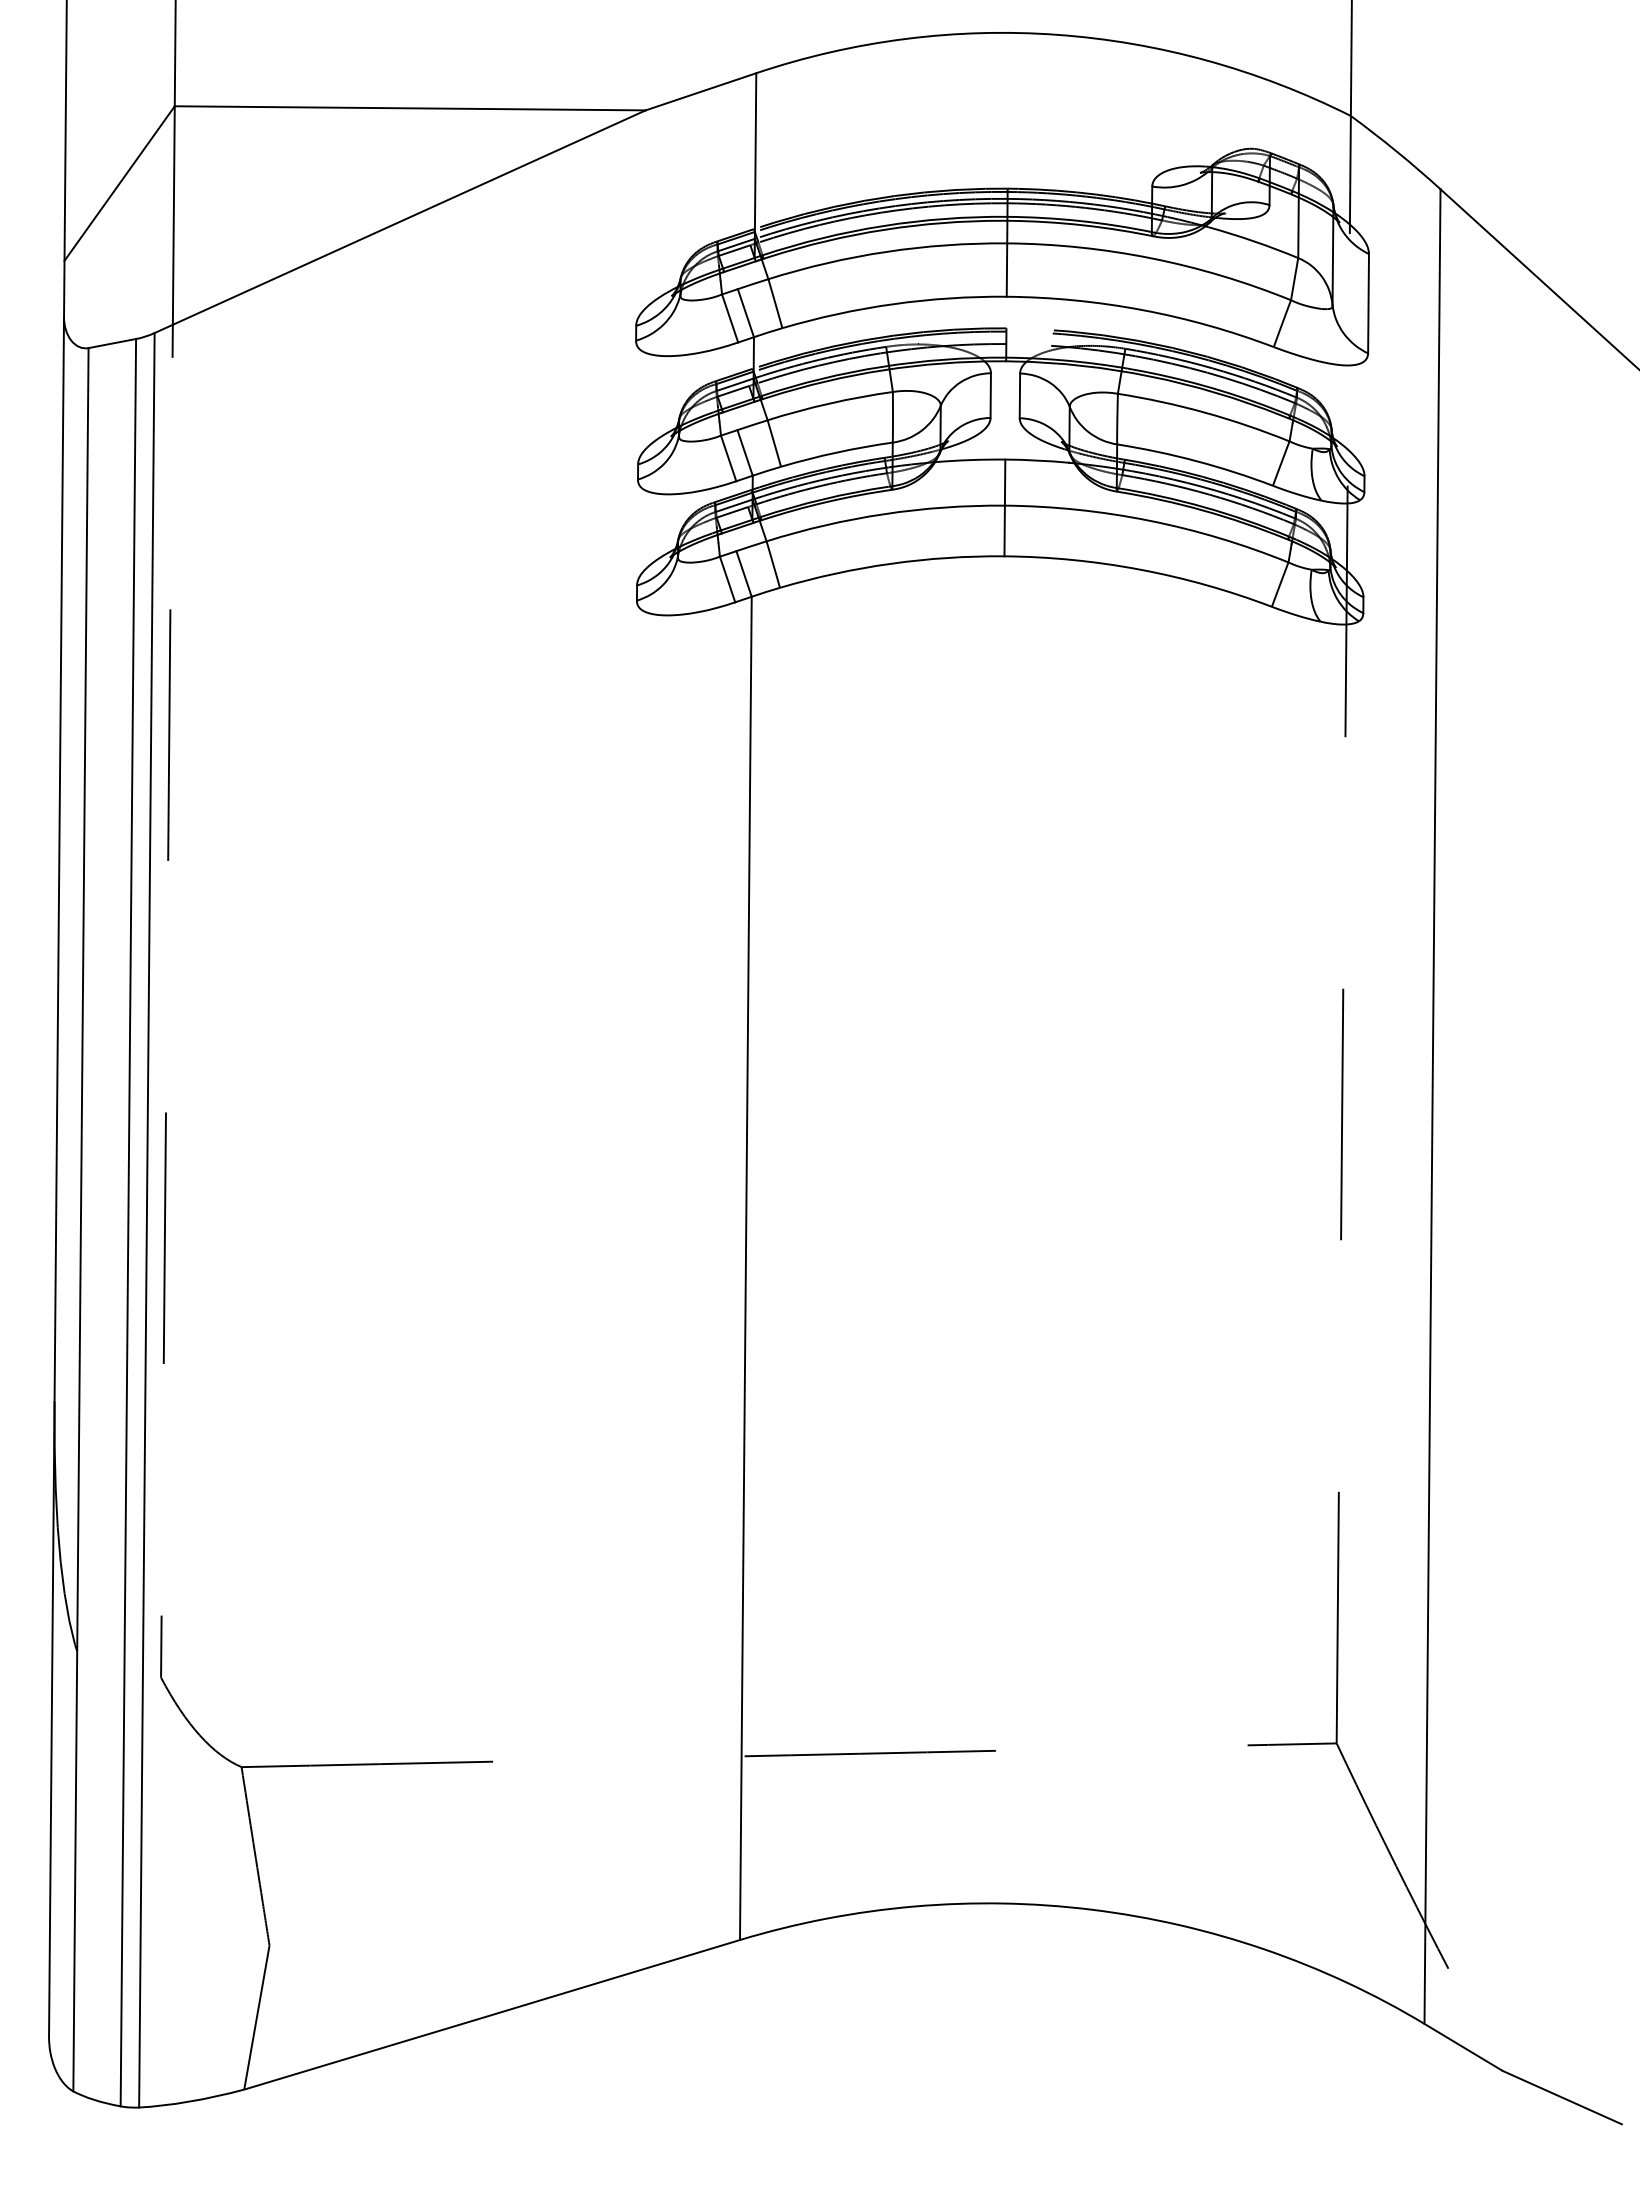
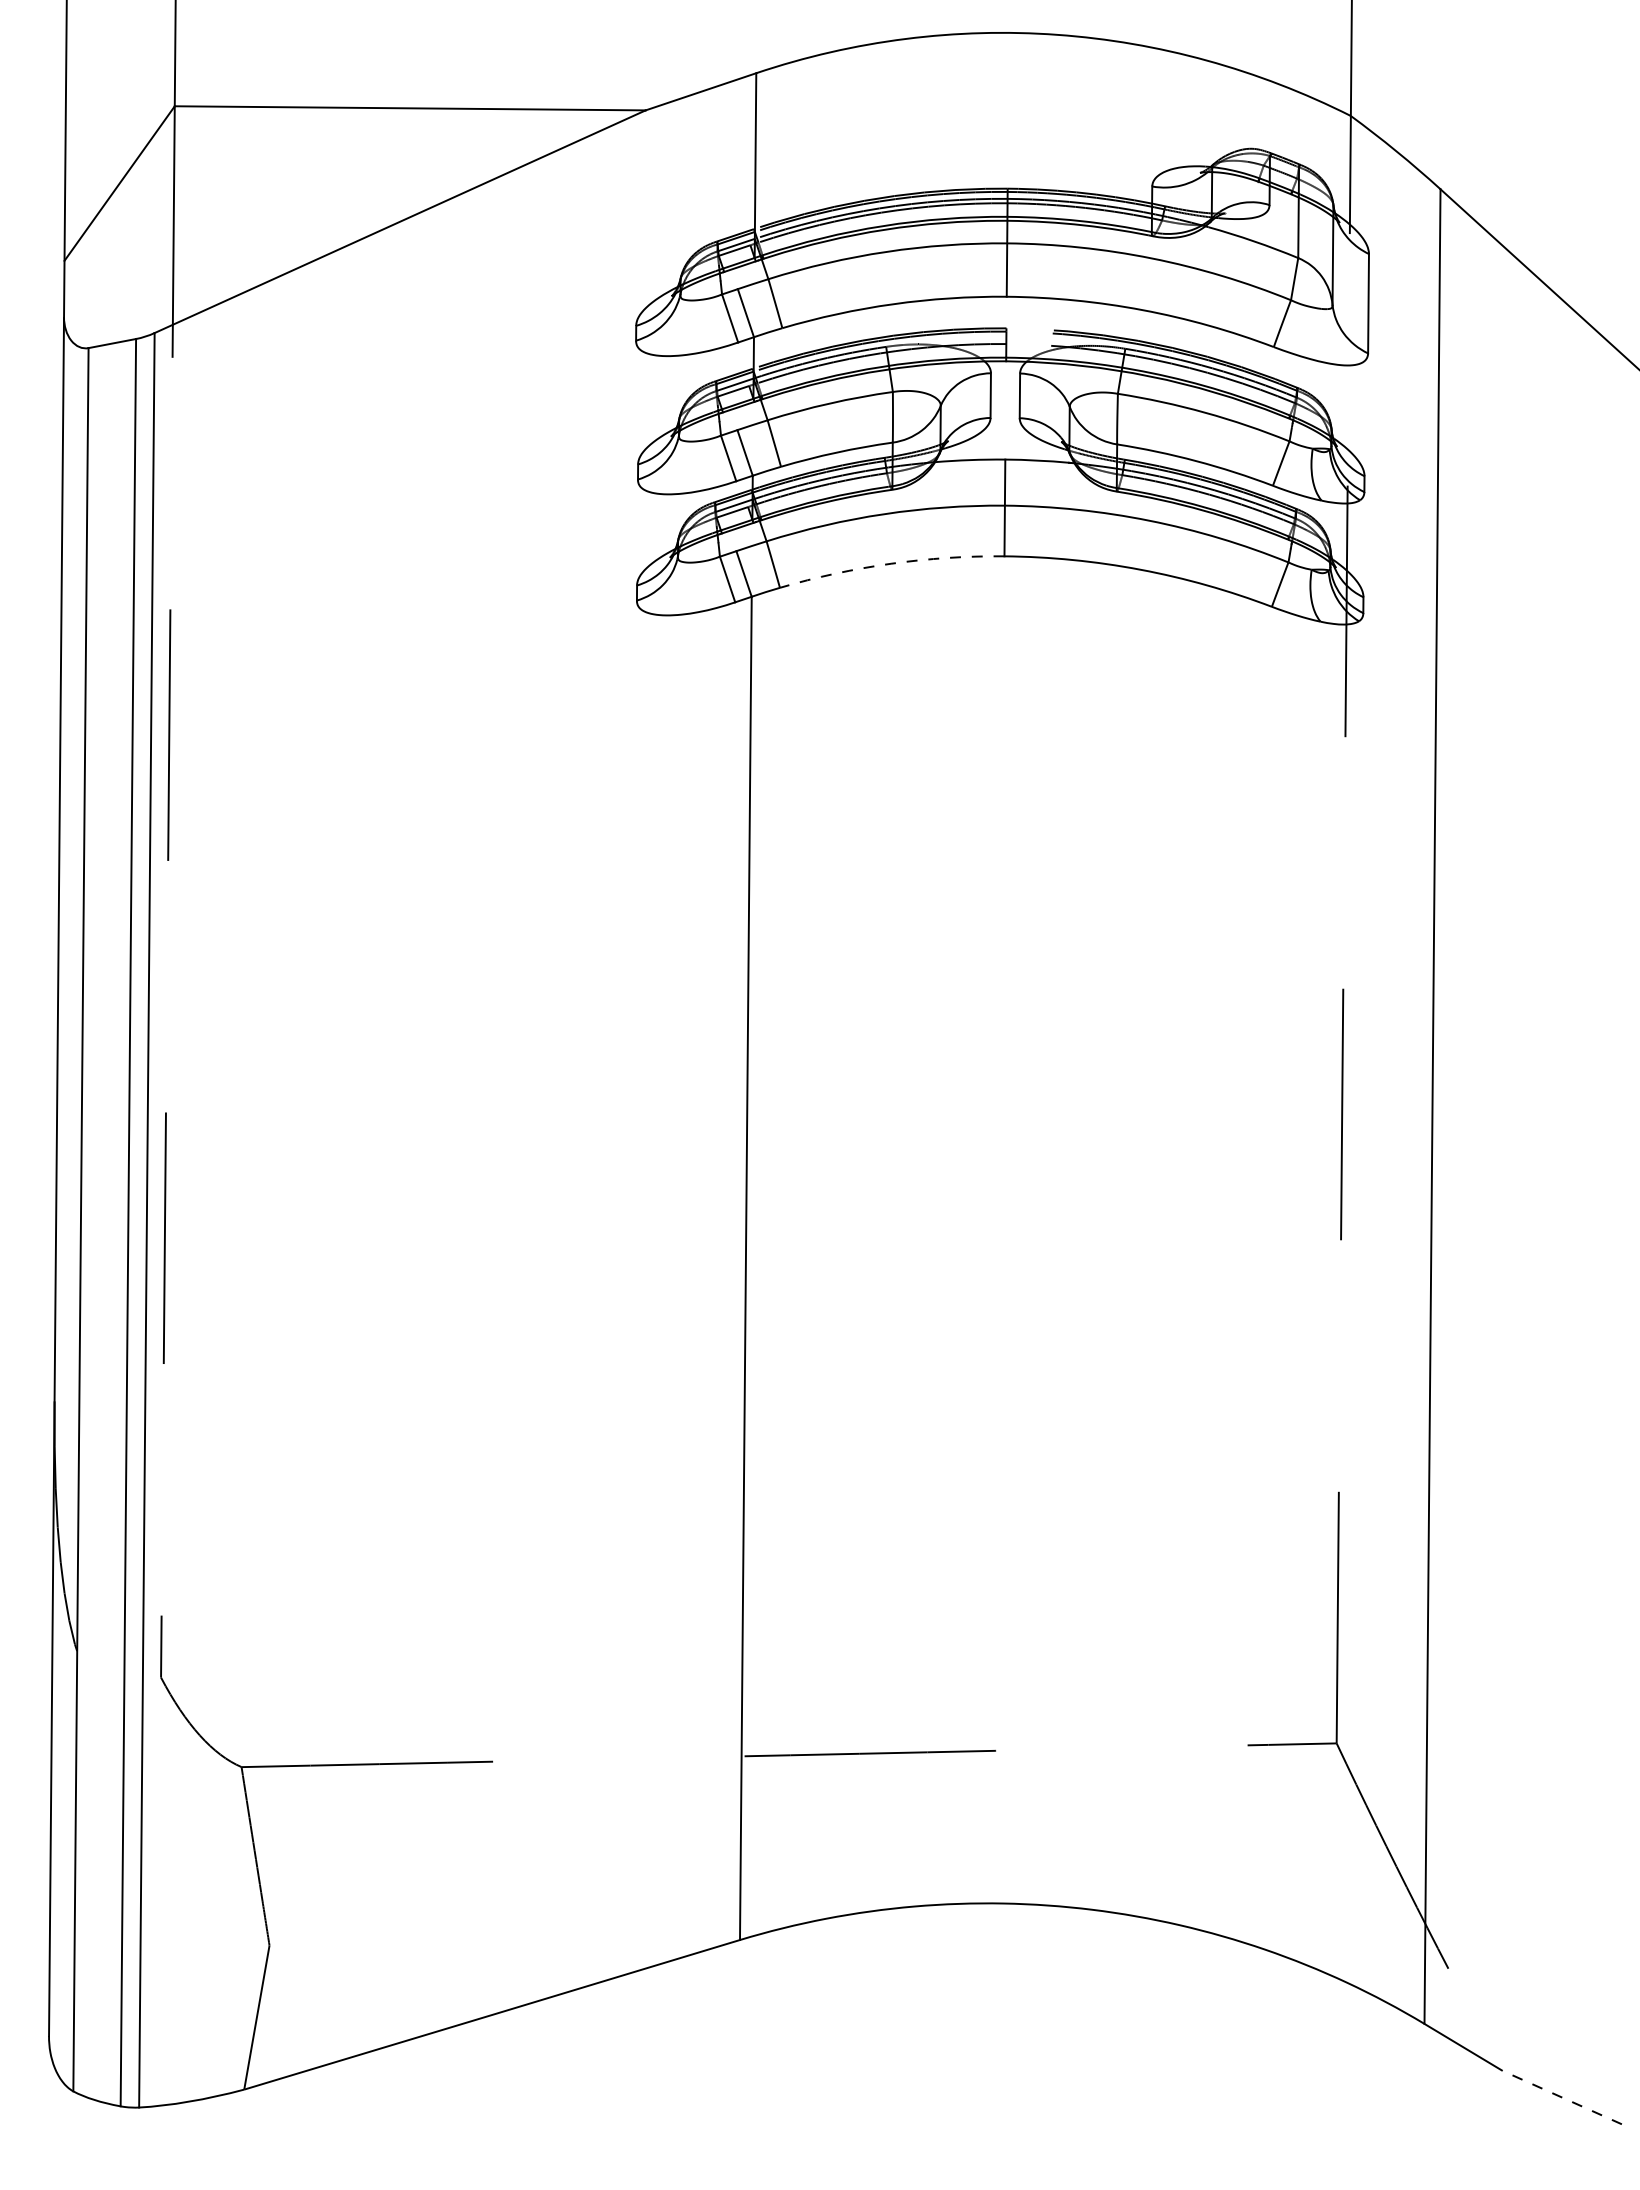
arc: solid -> dashed (891, 563)
line: solid -> dashed (1561, 2097)
